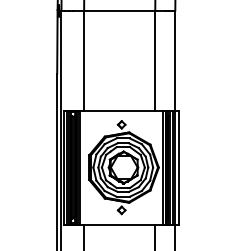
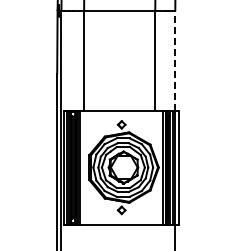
line: solid -> dashed (175, 60)
line: present -> none (84, 235)
line: present -> none (155, 235)
